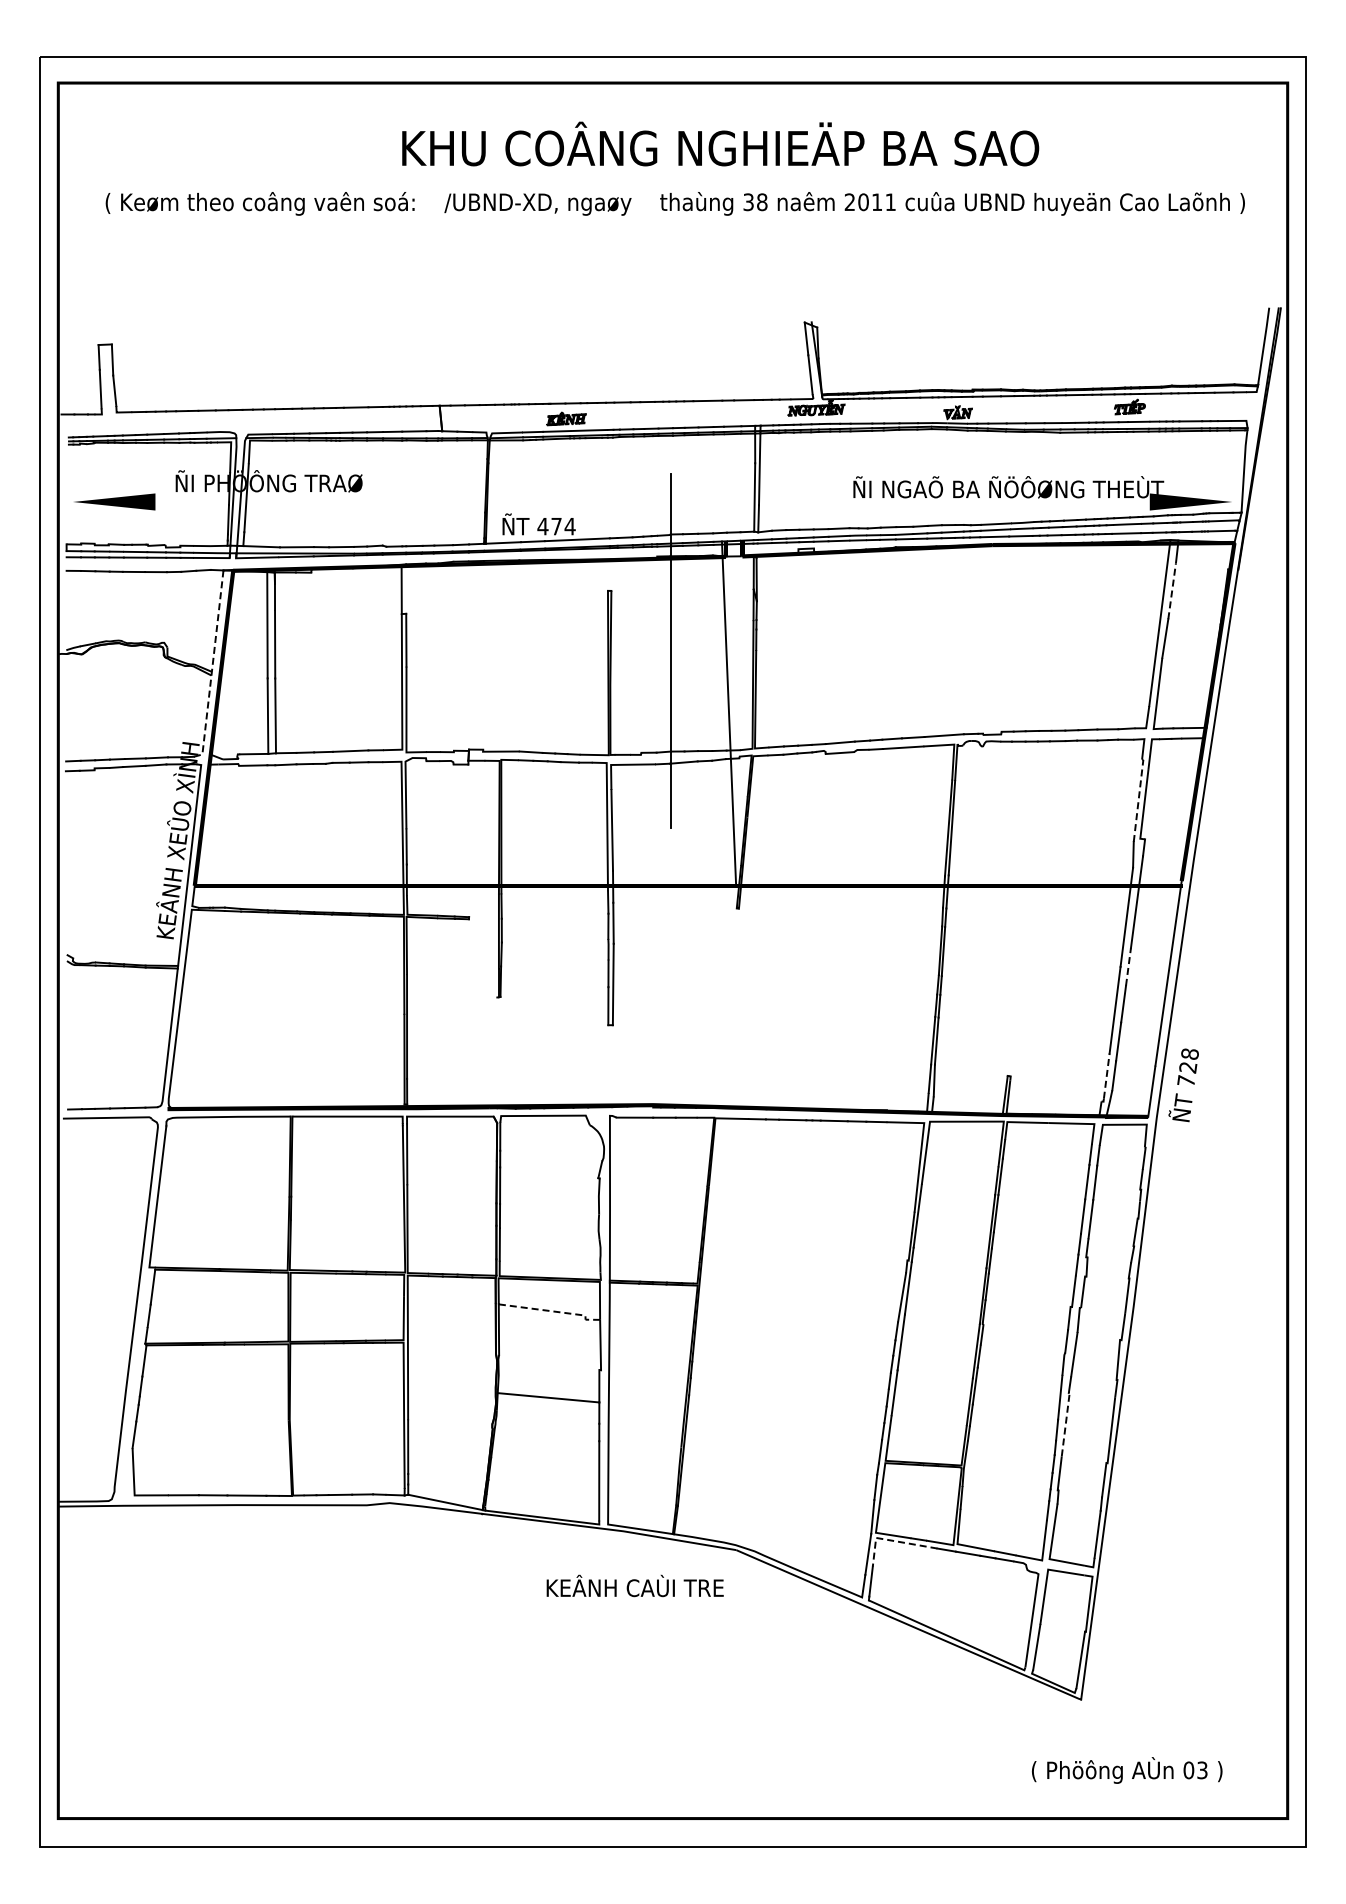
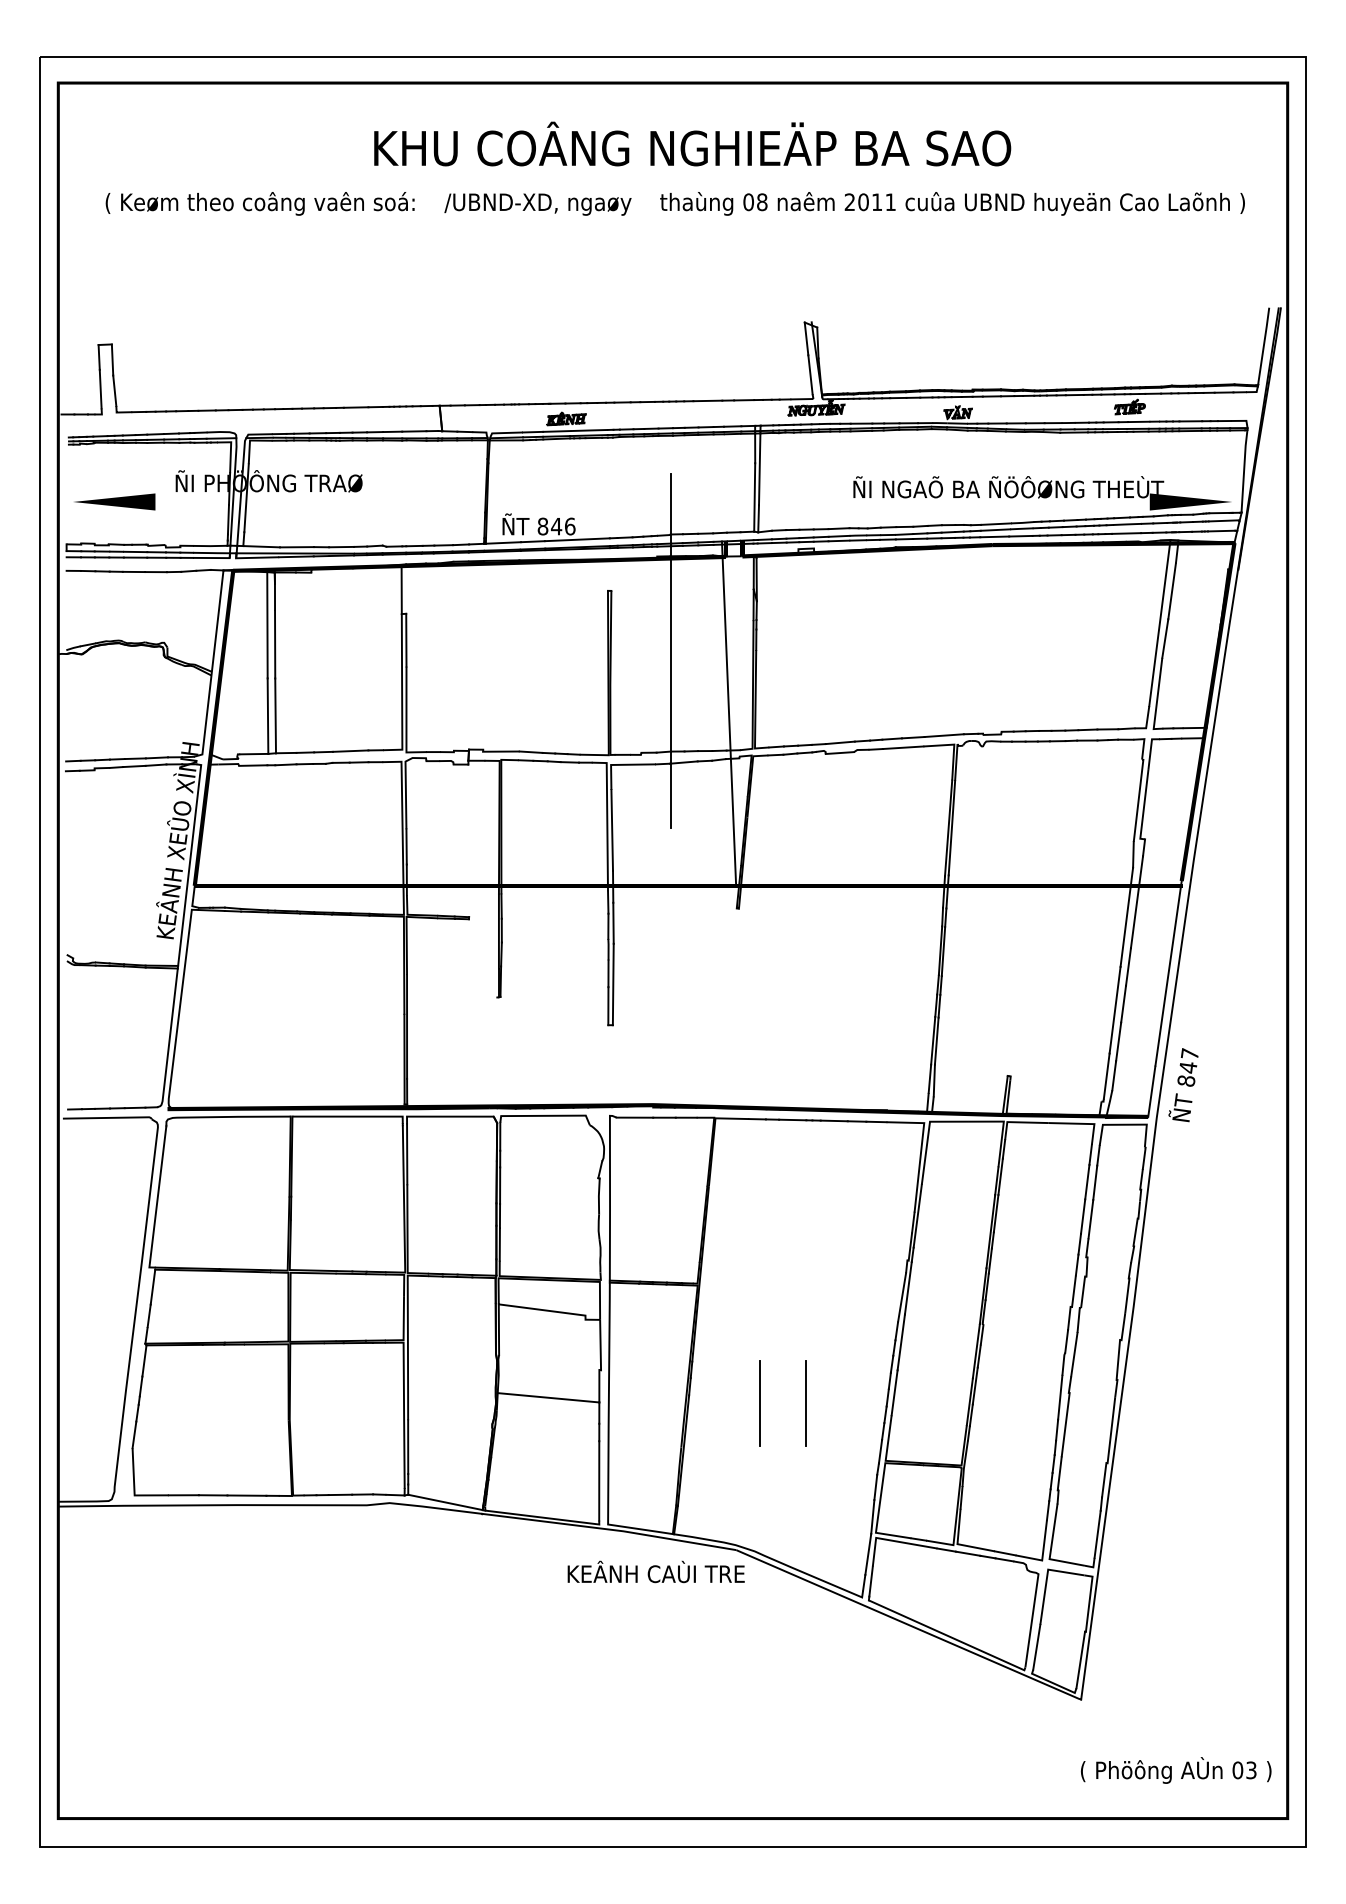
text position: (720, 143) -> (692, 143) (692, 143)
text: 38 -> 08 (748, 202)
text: 474 -> 846 (556, 526)
line: dashed -> solid (1172, 590)
line: dashed -> solid (212, 666)
line: dashed -> solid (1138, 799)
line: dashed -> solid (1128, 967)
text: 728 -> 847 (1187, 1067)
line: dashed -> solid (1106, 1076)
line: dashed -> solid (552, 1311)
line: none -> present (760, 1403)
line: none -> present (805, 1403)
line: dashed -> solid (1065, 1424)
line: dashed -> solid (891, 1540)
text position: (634, 1585) -> (655, 1571) (655, 1571)
text position: (1127, 1770) -> (1176, 1770) (1176, 1770)
